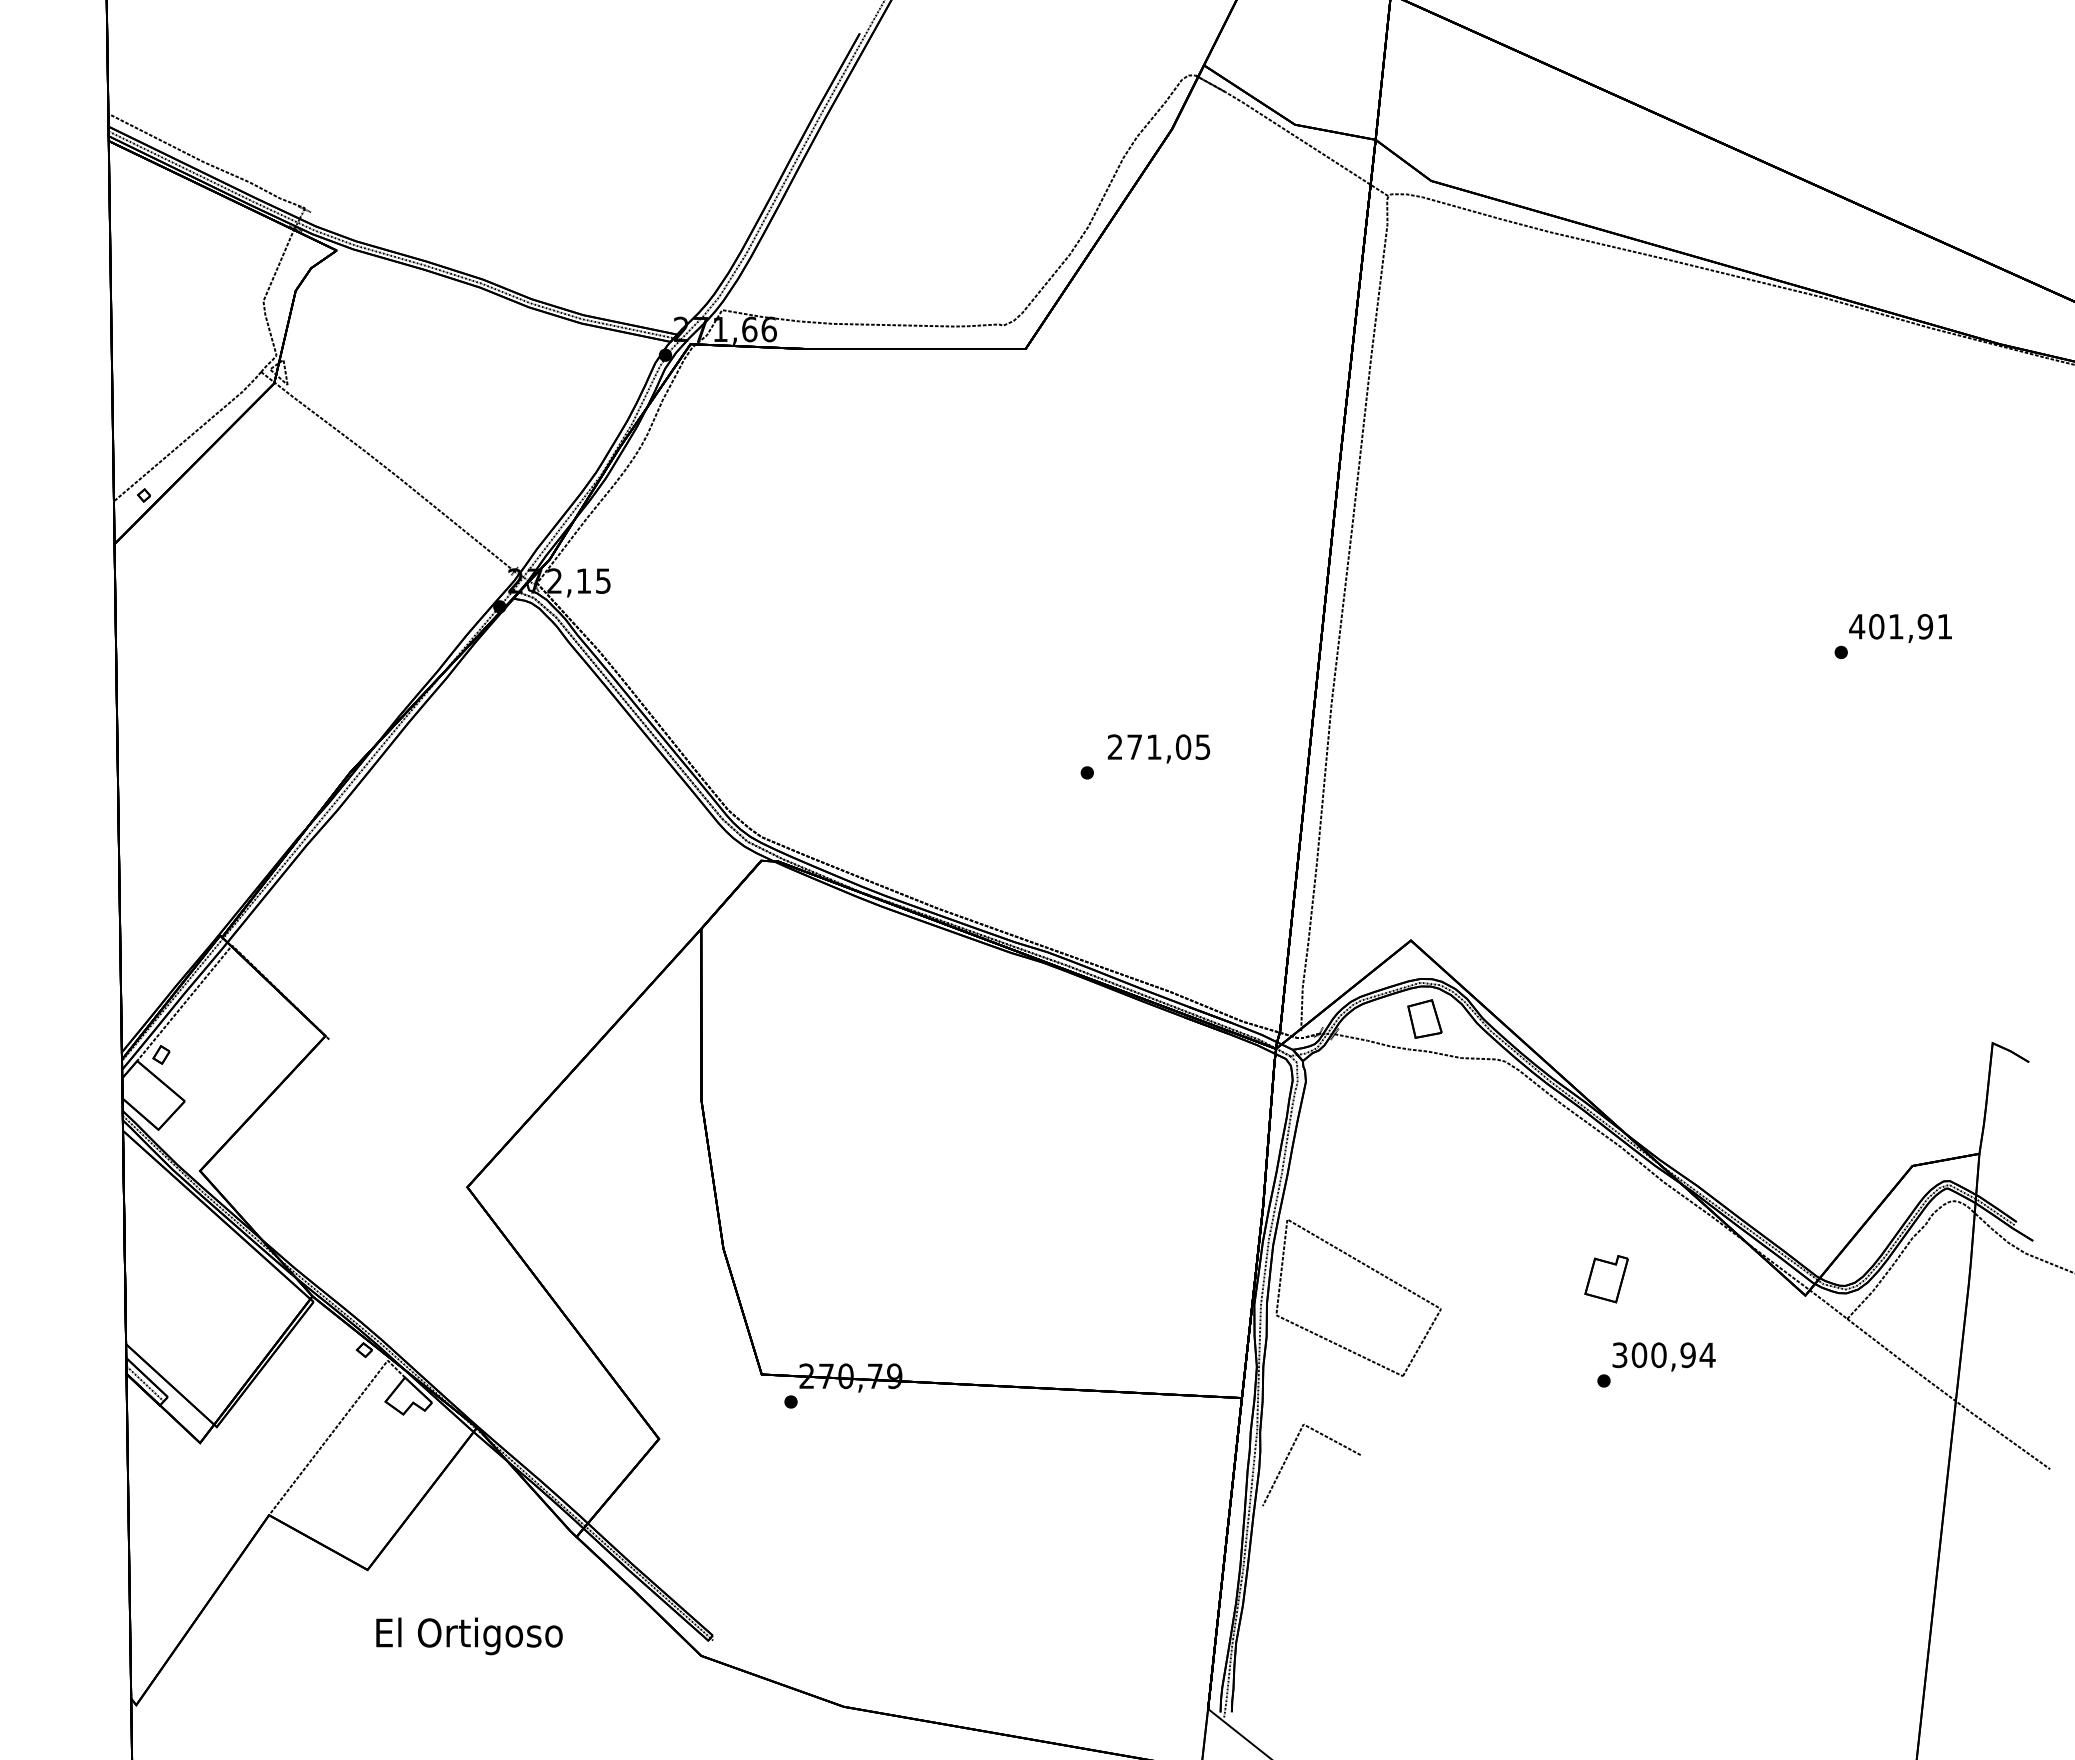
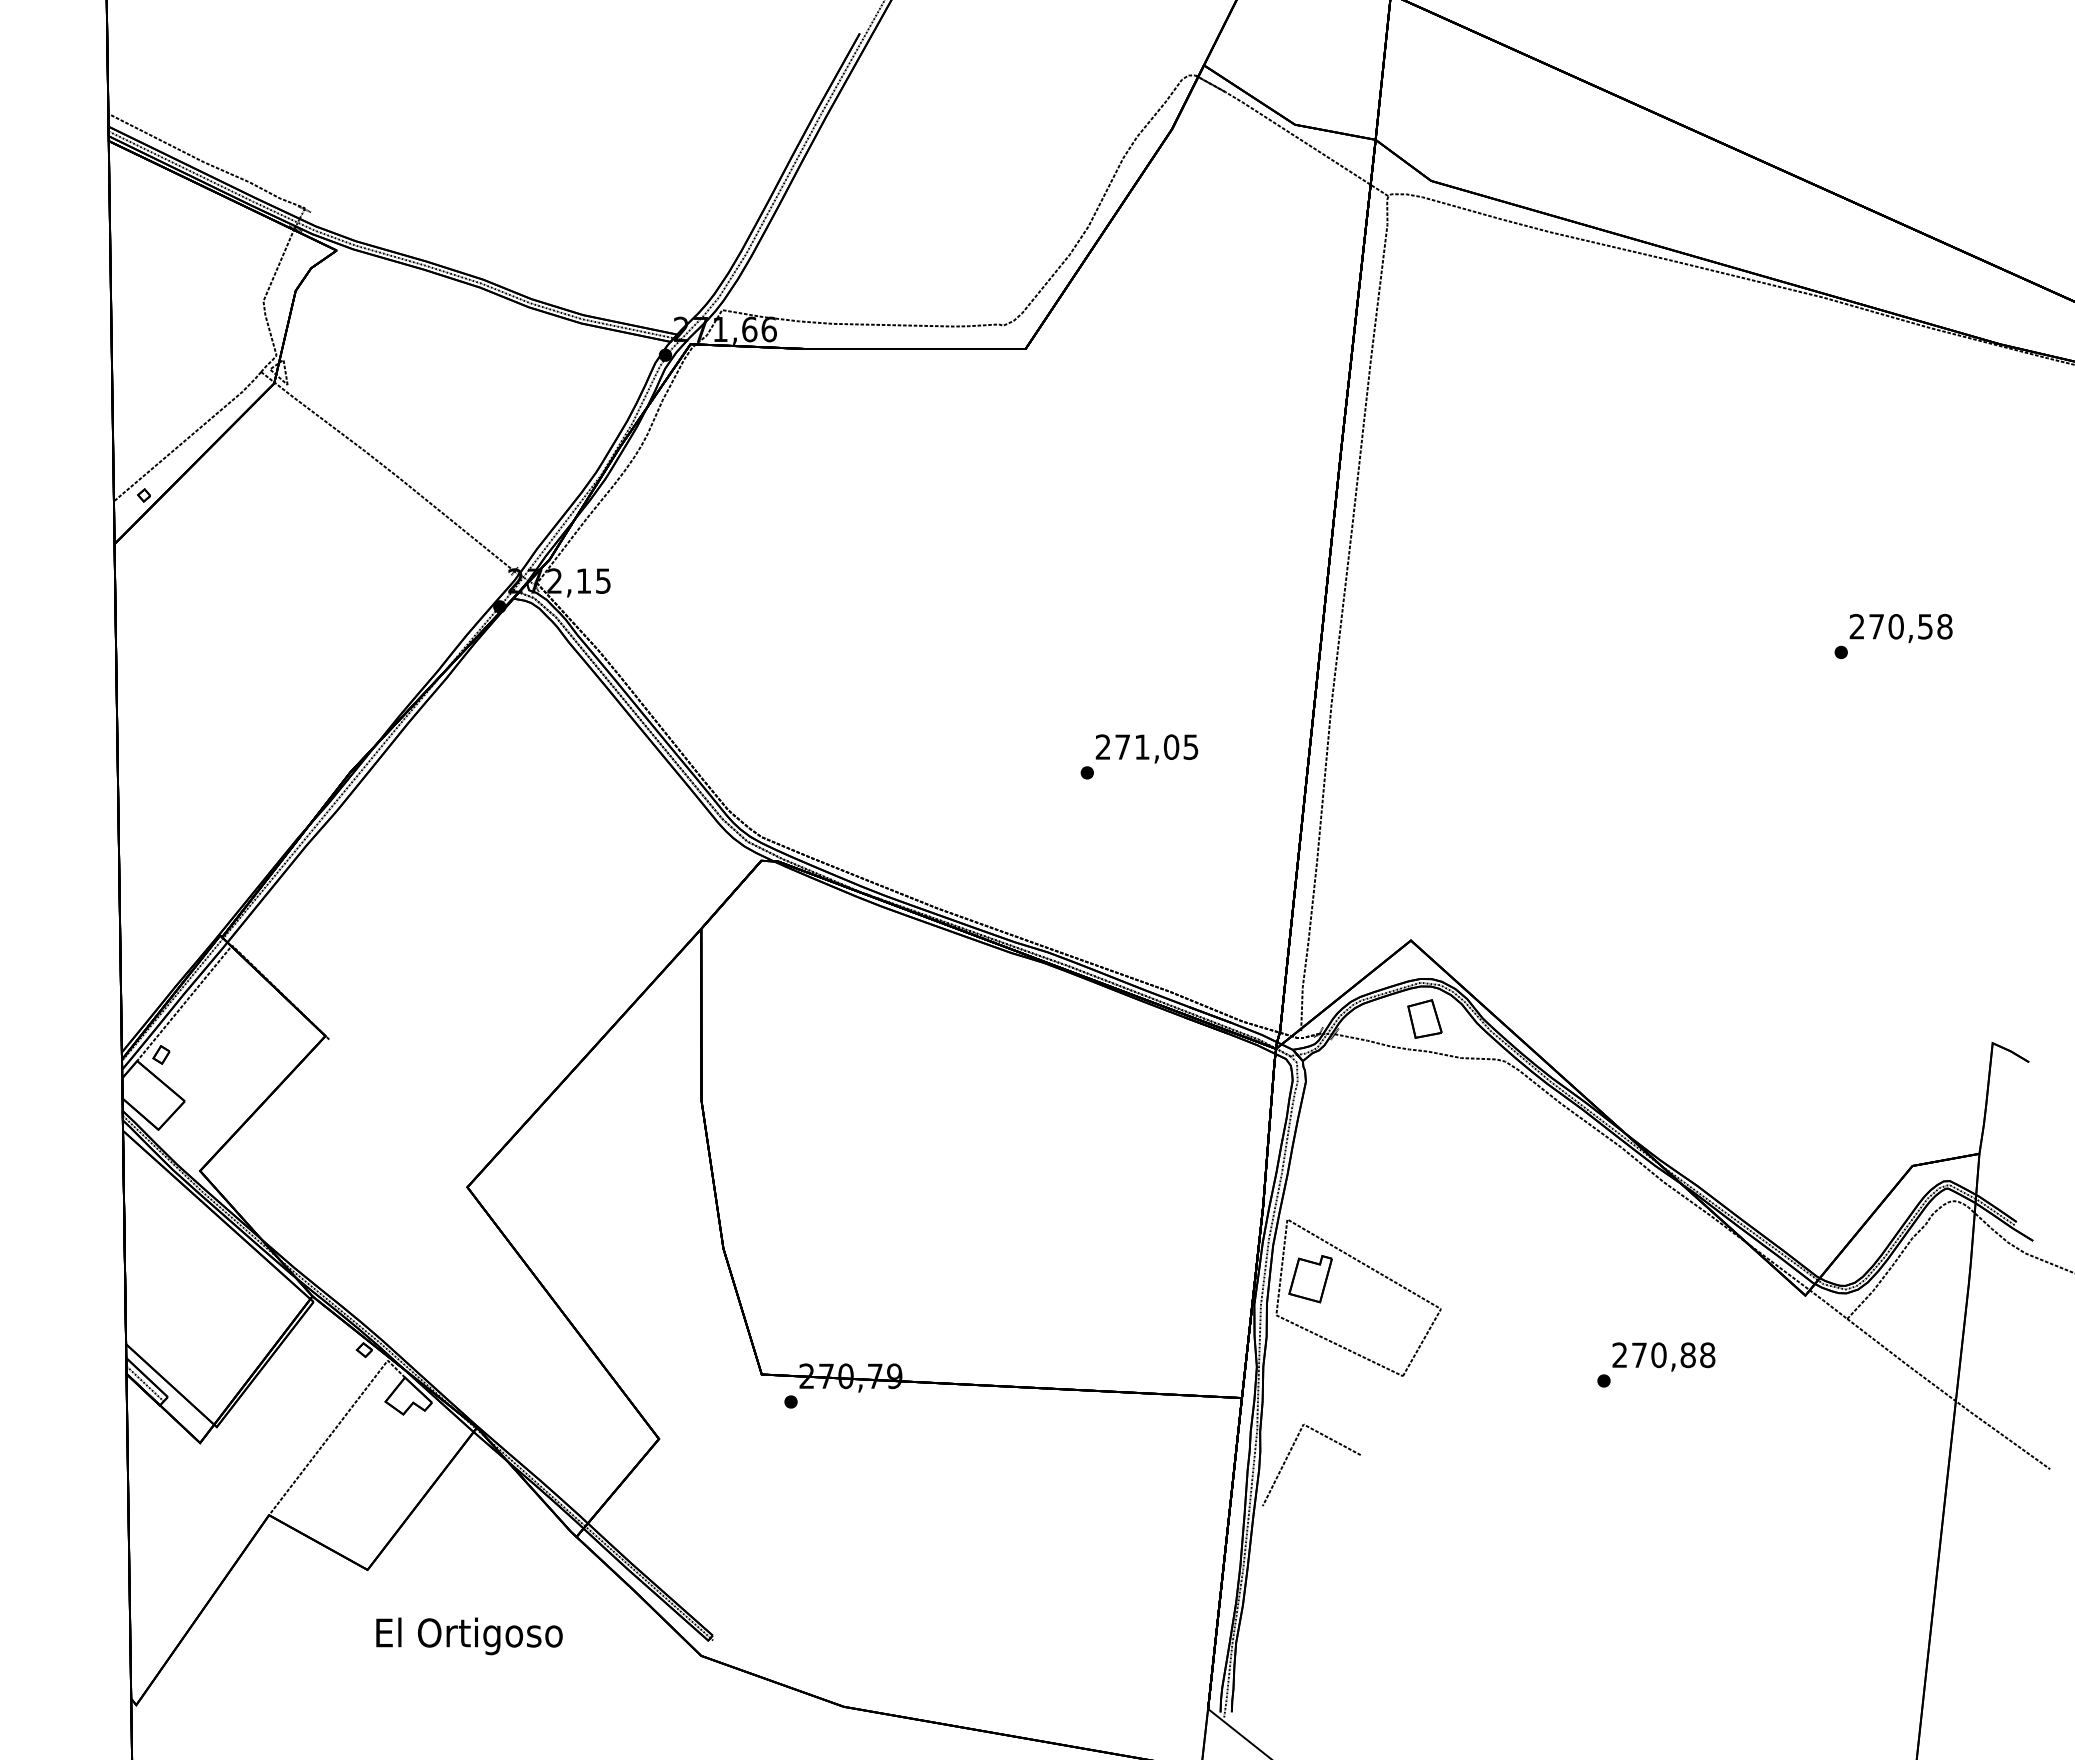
text: 401,91 -> 270,58 (1900, 626)
text position: (1158, 748) -> (1146, 748) (1146, 748)
part position: (1606, 1279) -> (1310, 1279) (1310, 1279)
text: 300,94 -> 270,88 (1663, 1355)
